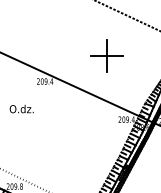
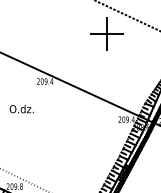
part position: (106, 55) -> (106, 33) (106, 33)
